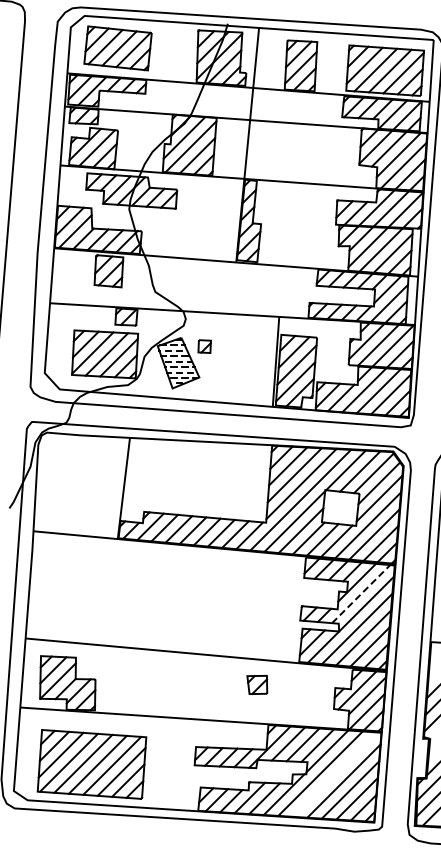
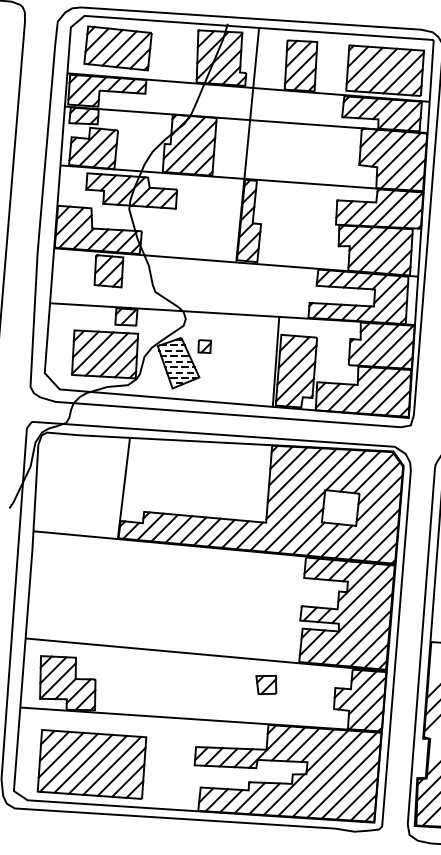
line: dashed -> solid (361, 593)
part position: (257, 685) -> (266, 685) (266, 685)
line: none -> present (334, 774)
